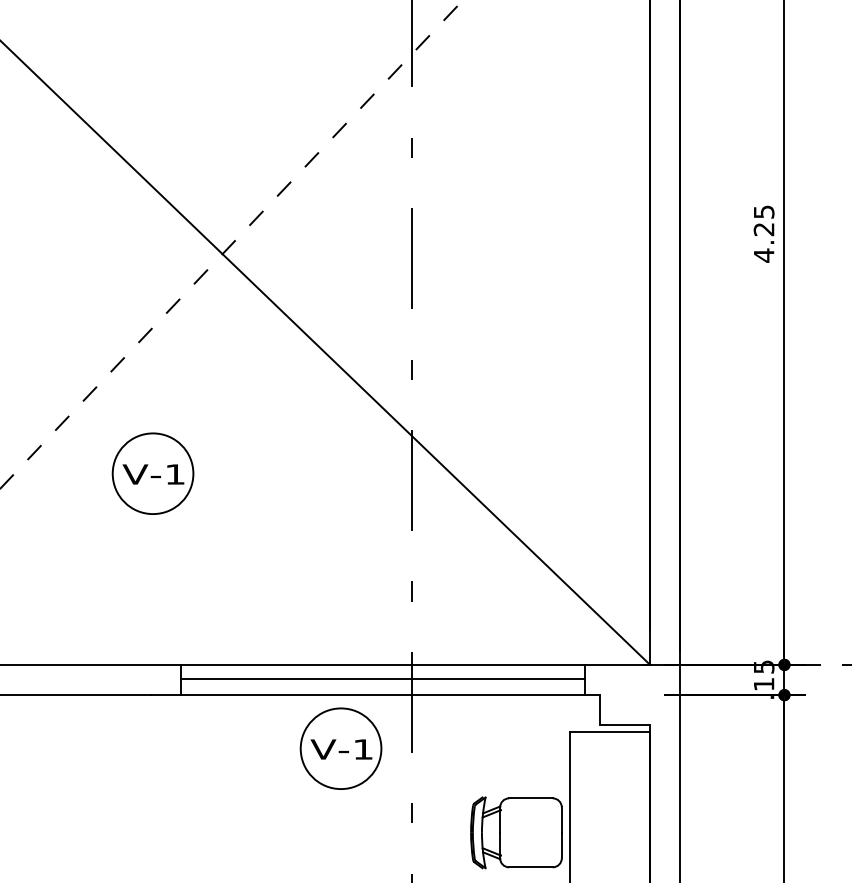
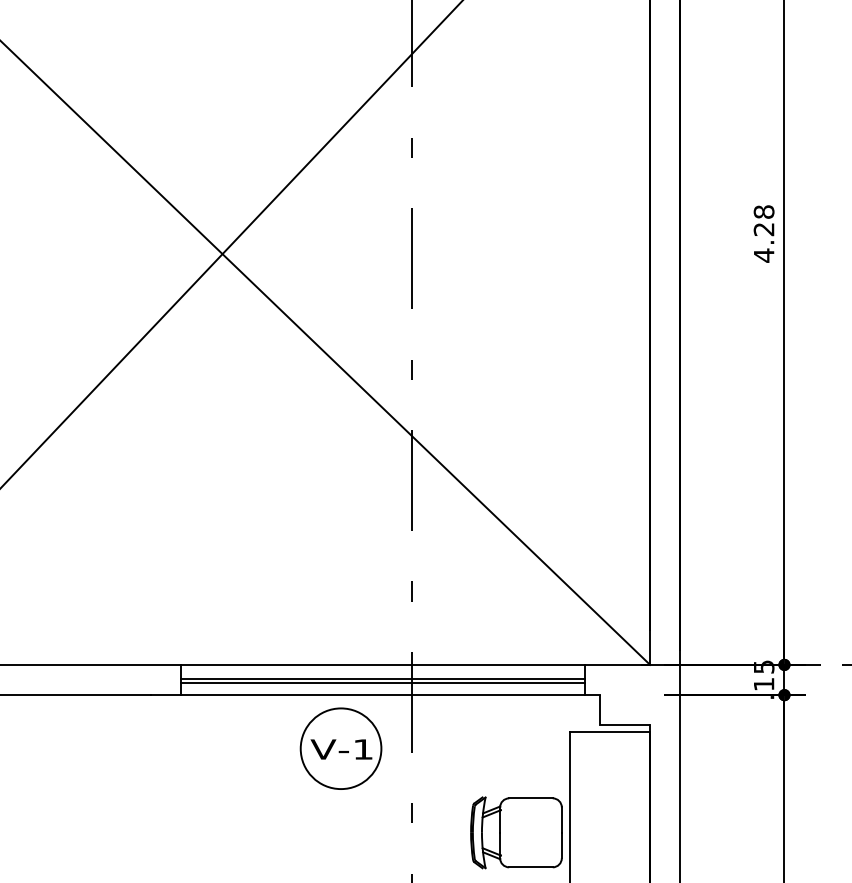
text: 4.25 -> 4.28 (763, 211)
line: dashed -> solid (232, 244)
part: present -> none (152, 473)
line: none -> present (382, 682)
